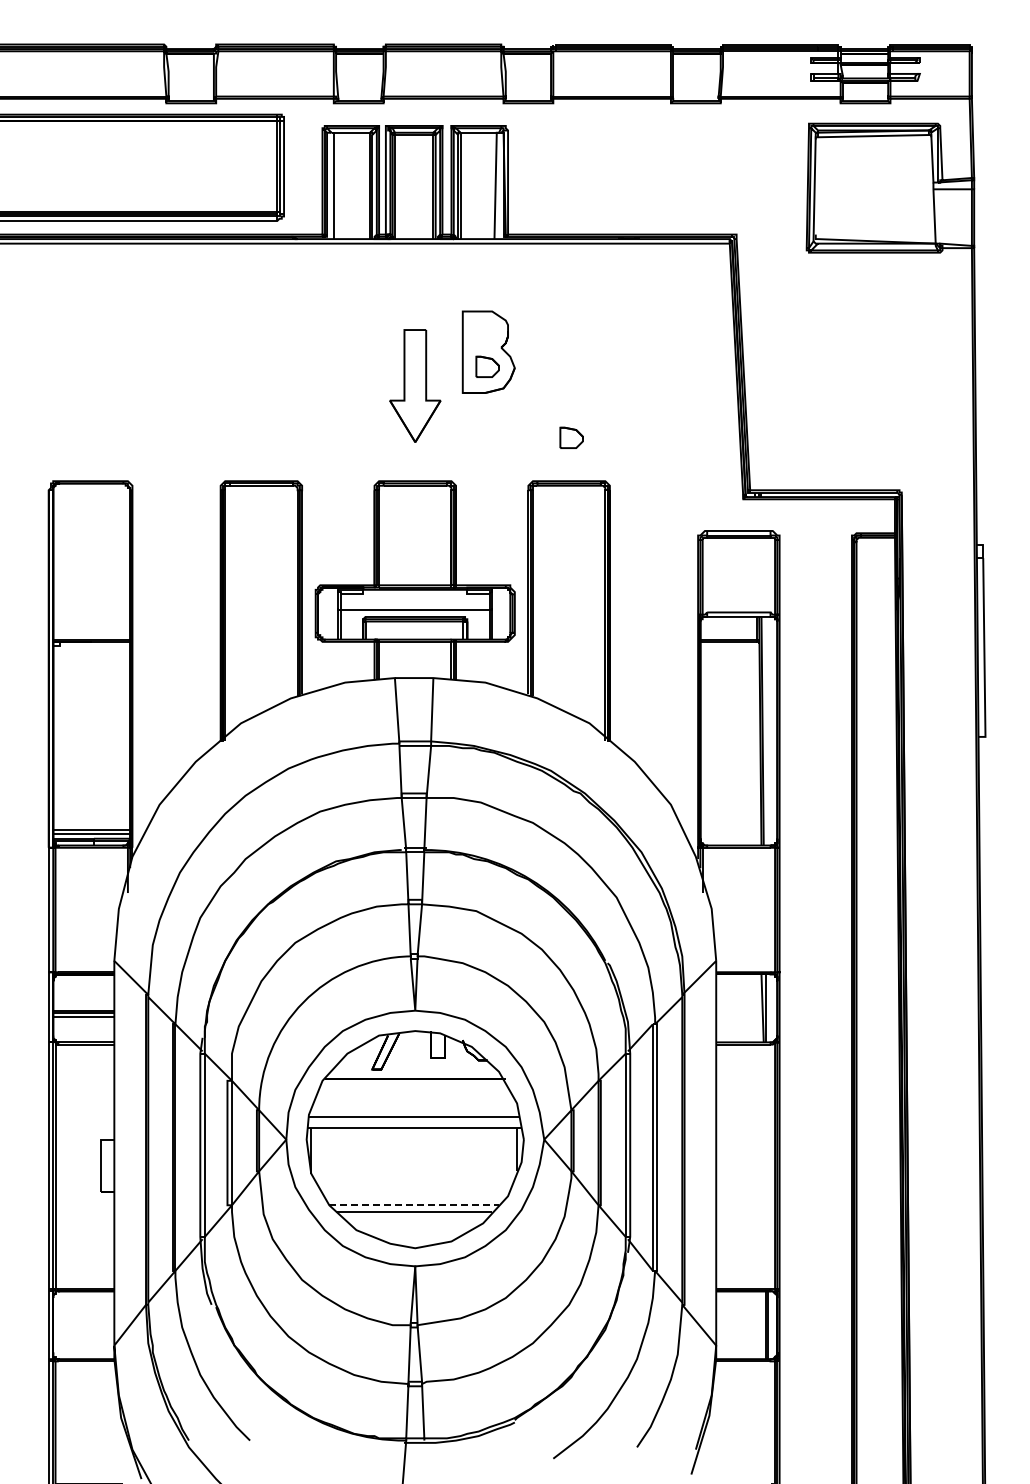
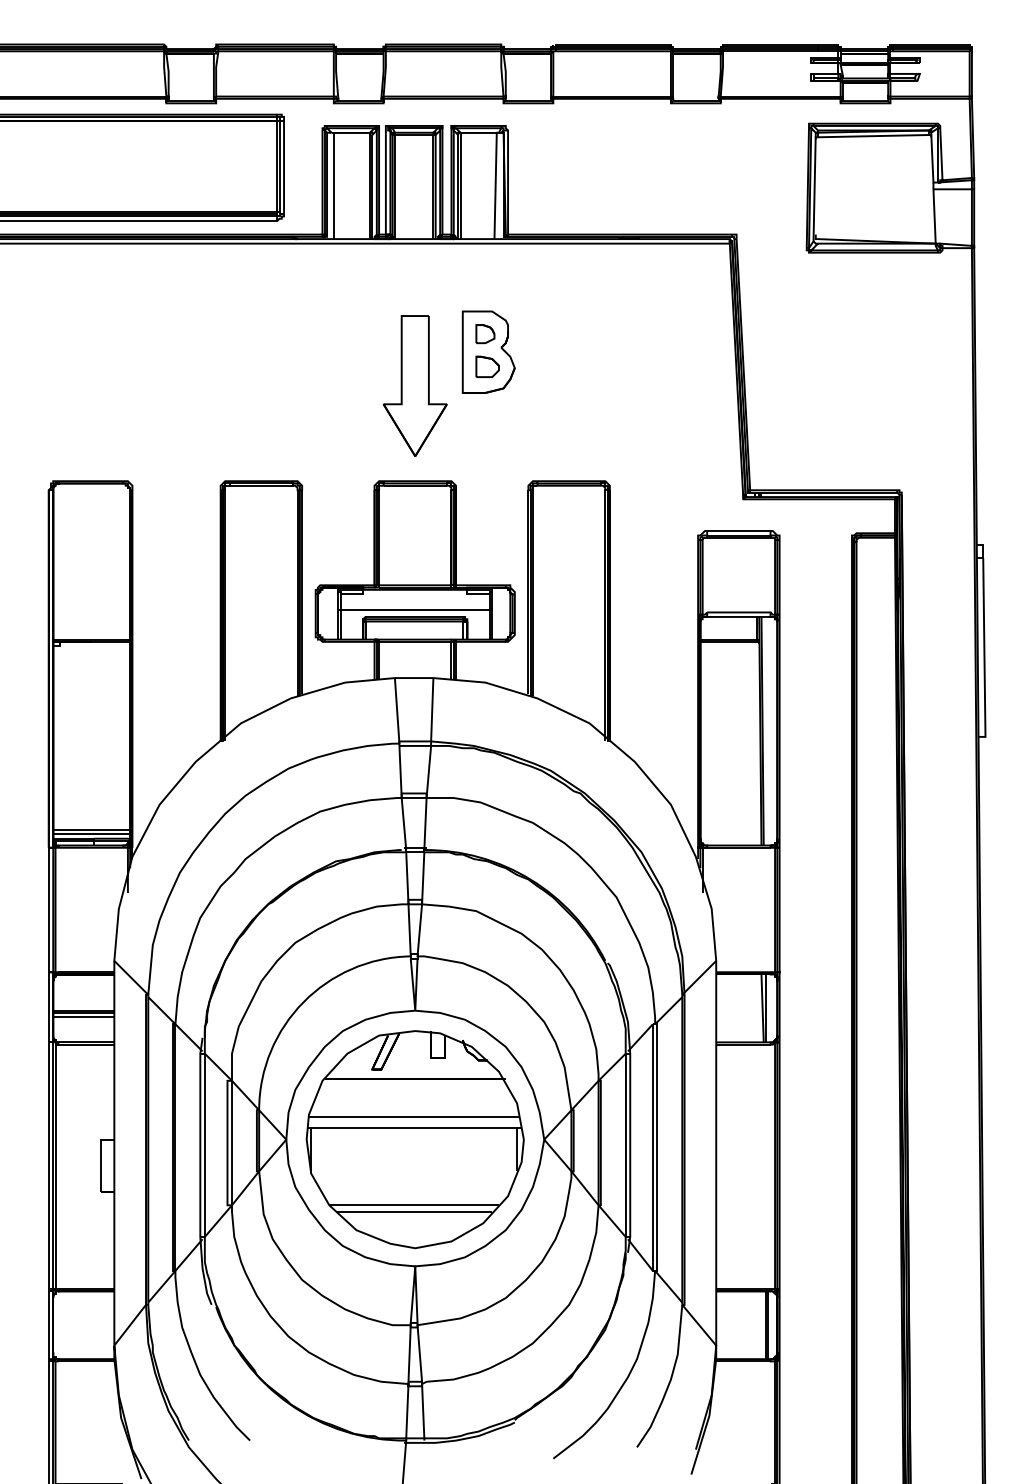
part: none -> present (485, 334)
part size: 53x114 px -> 65x142 px (415, 385)
part: present -> none (571, 437)
line: dashed -> solid (414, 1205)
